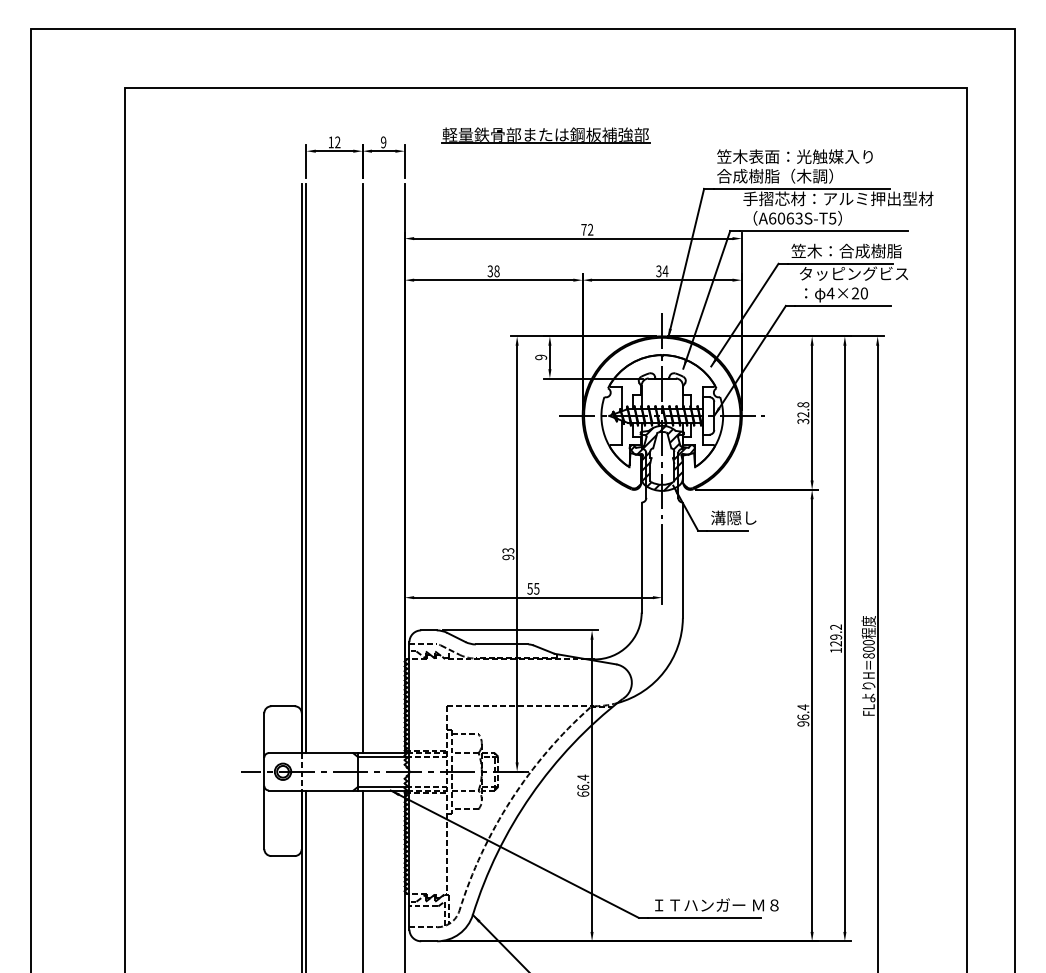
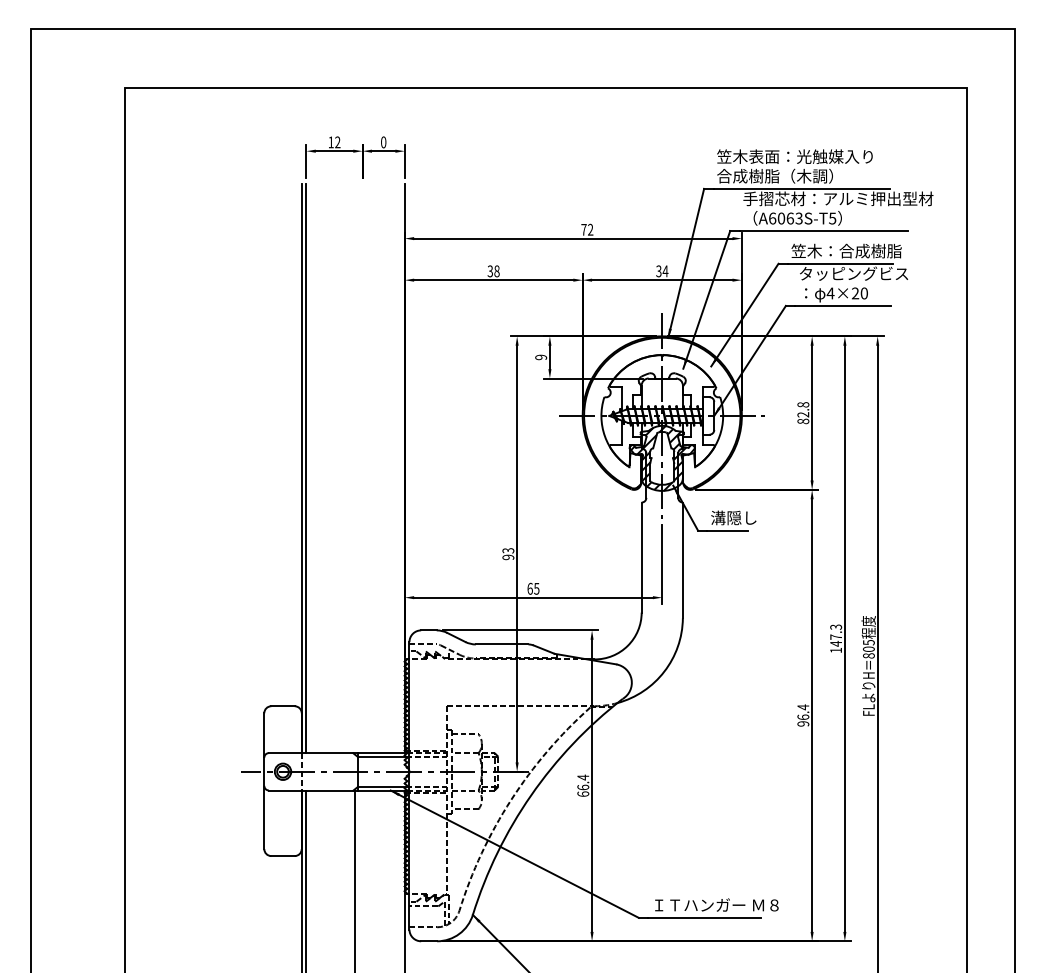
part: present -> none (545, 135)
text: 9 -> 0 (383, 142)
text: 32.8 -> 82.8 (803, 421)
line: present -> none (362, 468)
text: 55 -> 65 (529, 588)
text: 129.2 -> 147.3 (836, 635)
text: 800 -> 805 (868, 642)
line position: (362, 879) -> (354, 879) (354, 879)
